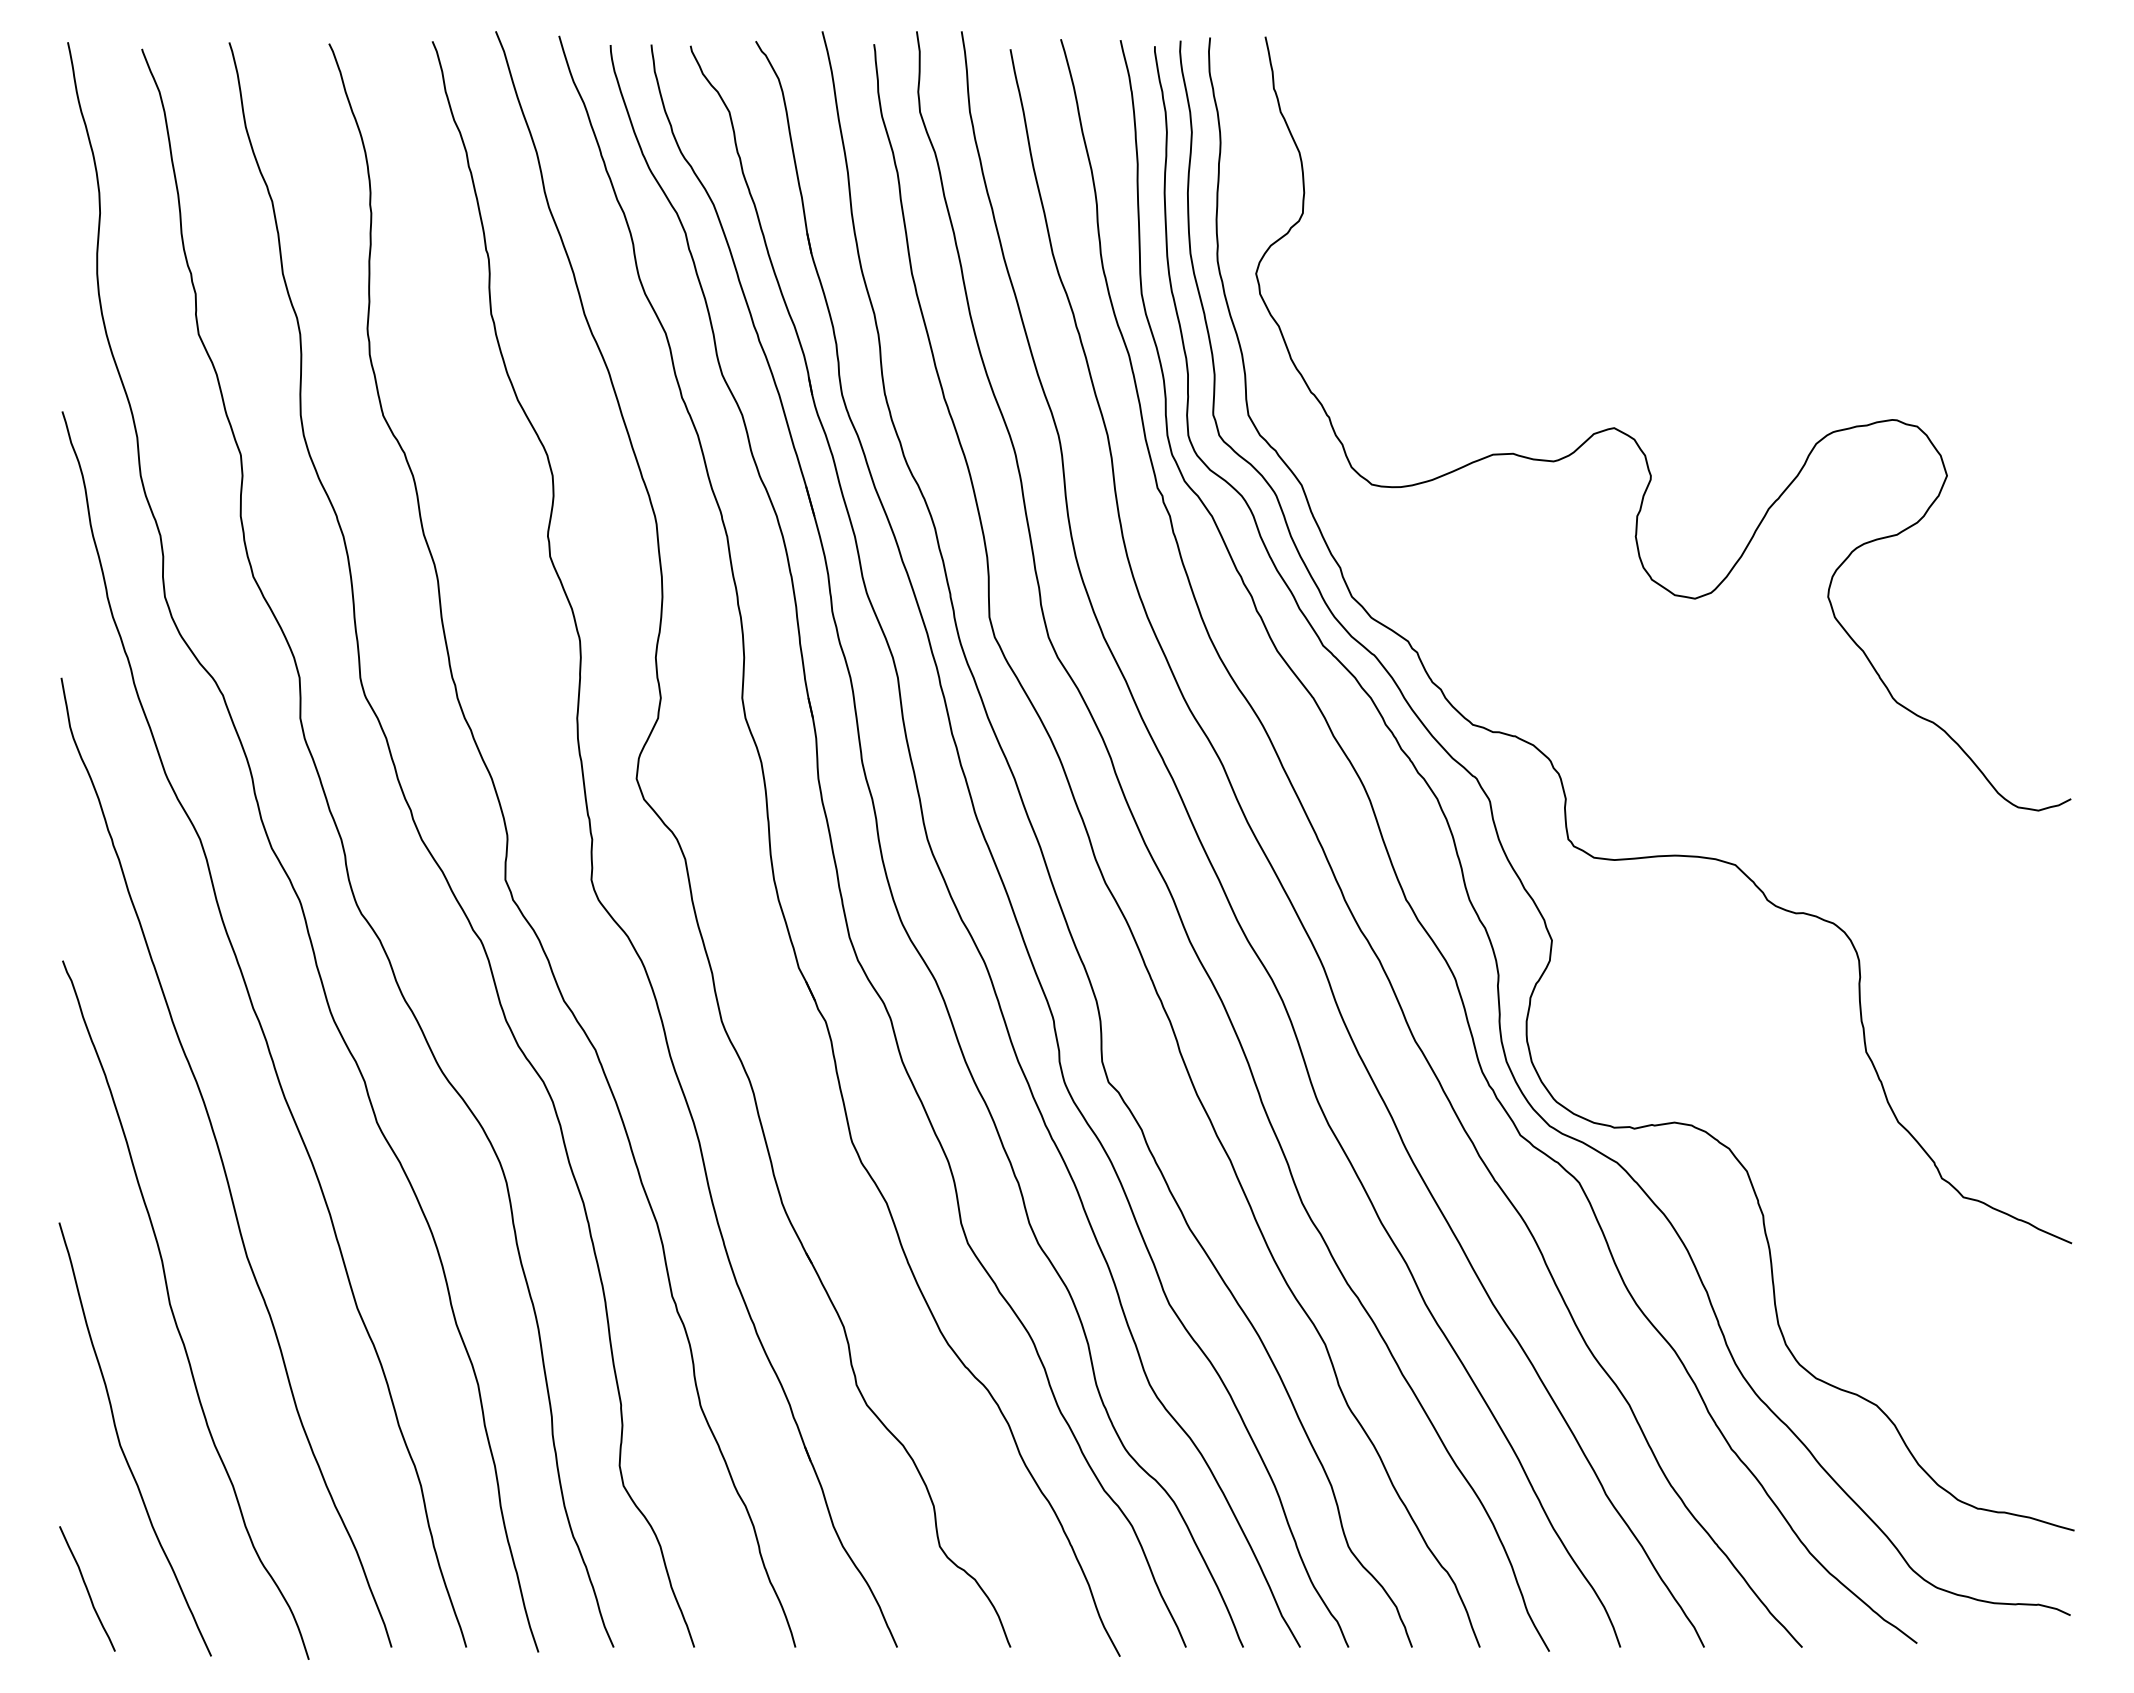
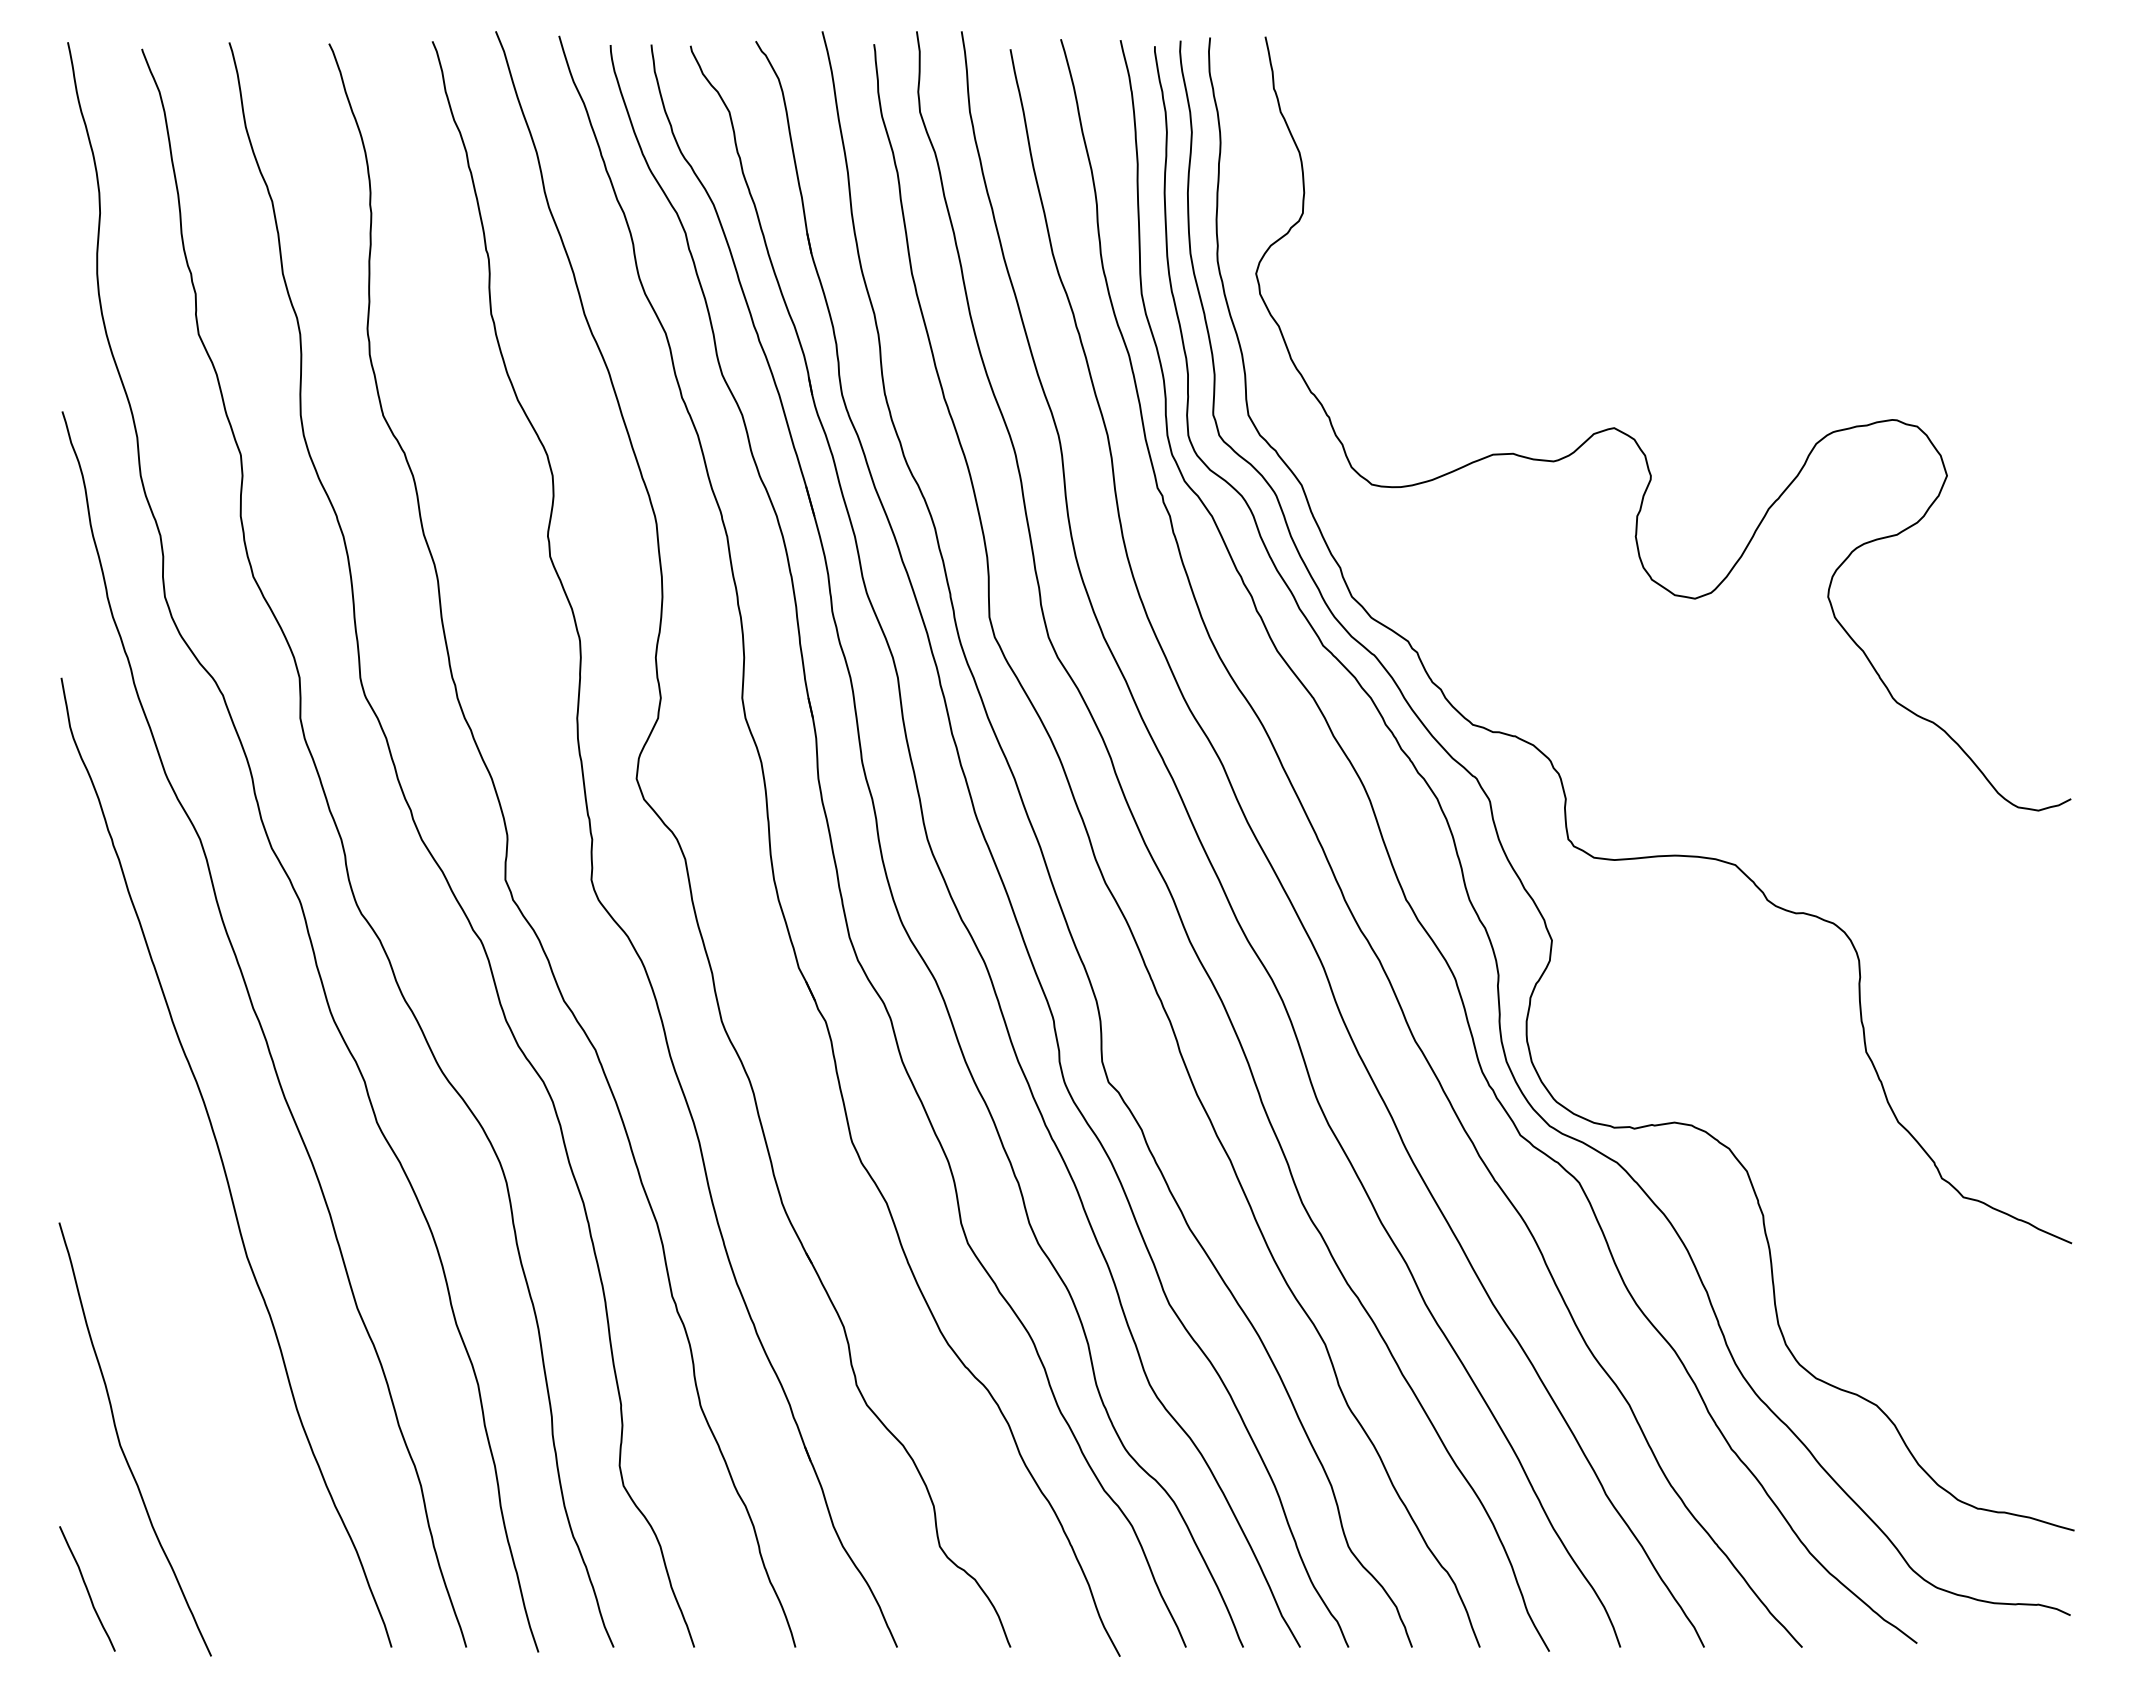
curve: present -> none (174, 1314)
